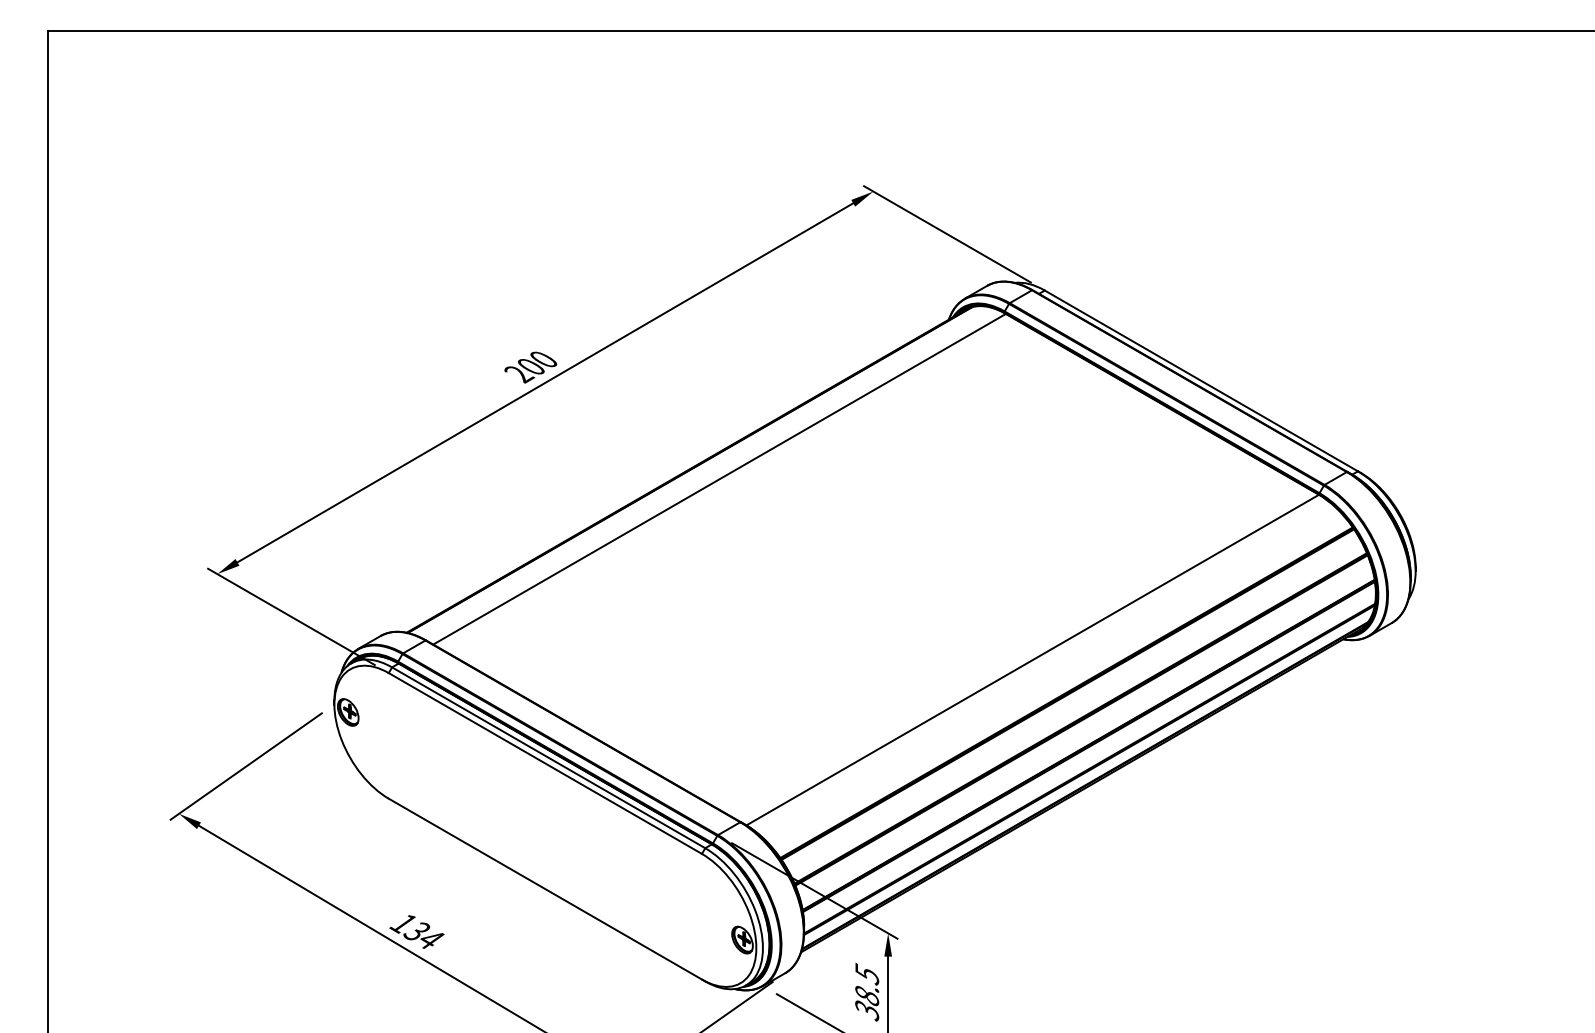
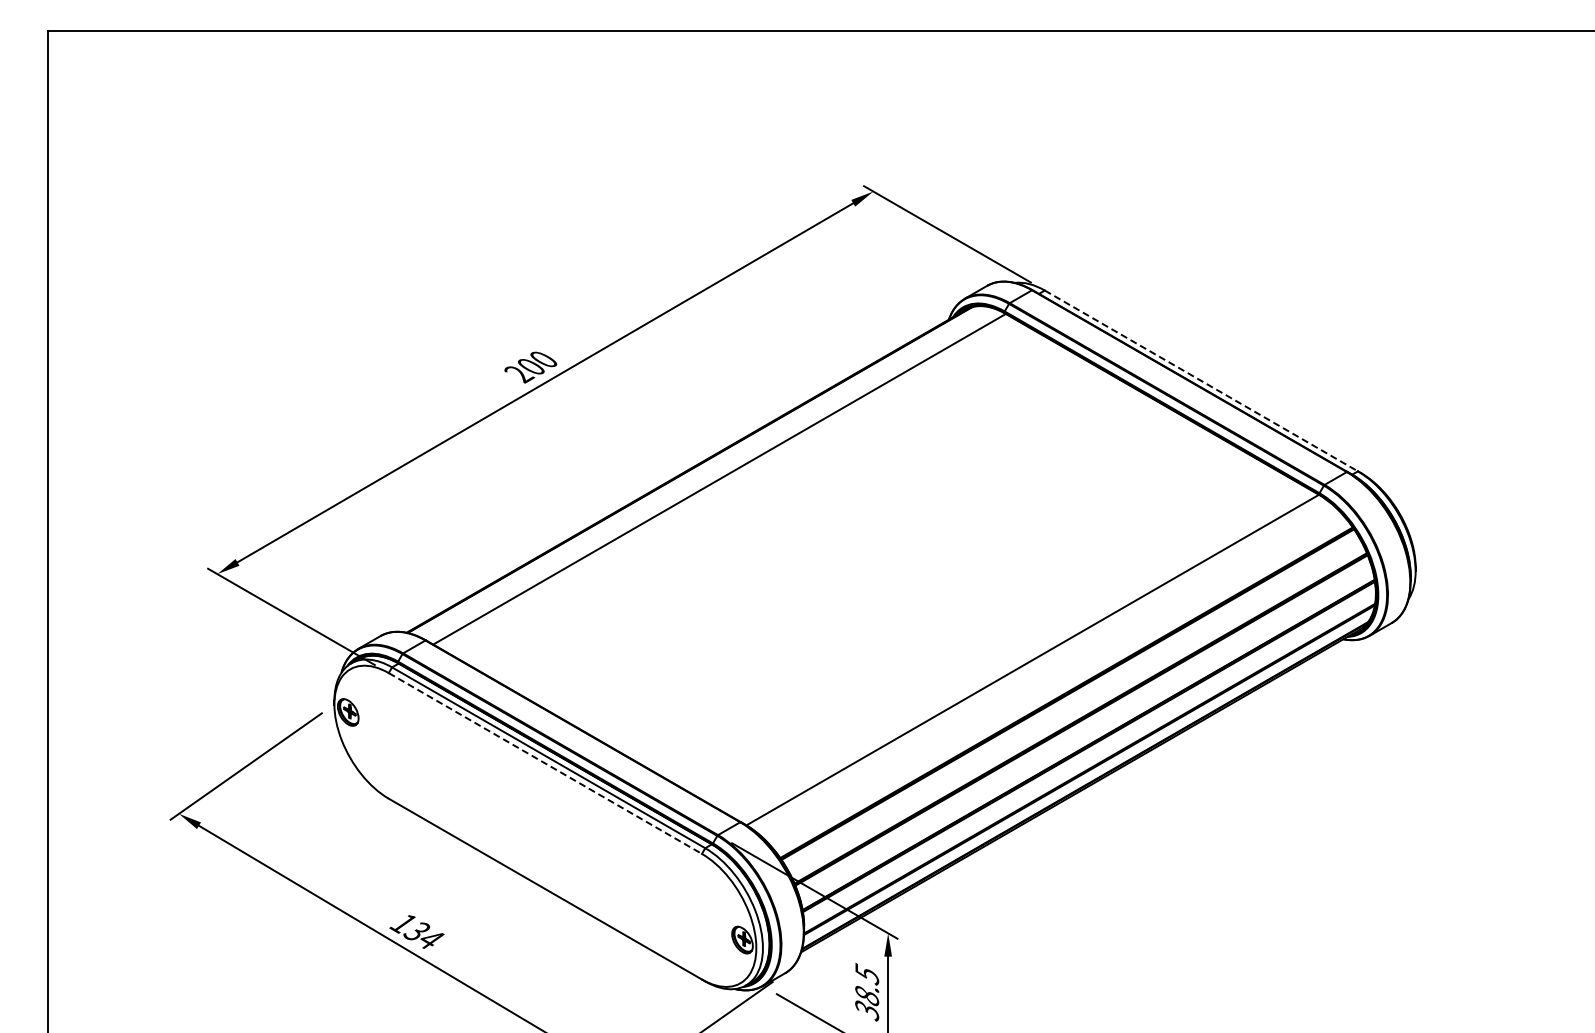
line: solid -> dashed (1201, 380)
line: solid -> dashed (545, 763)
